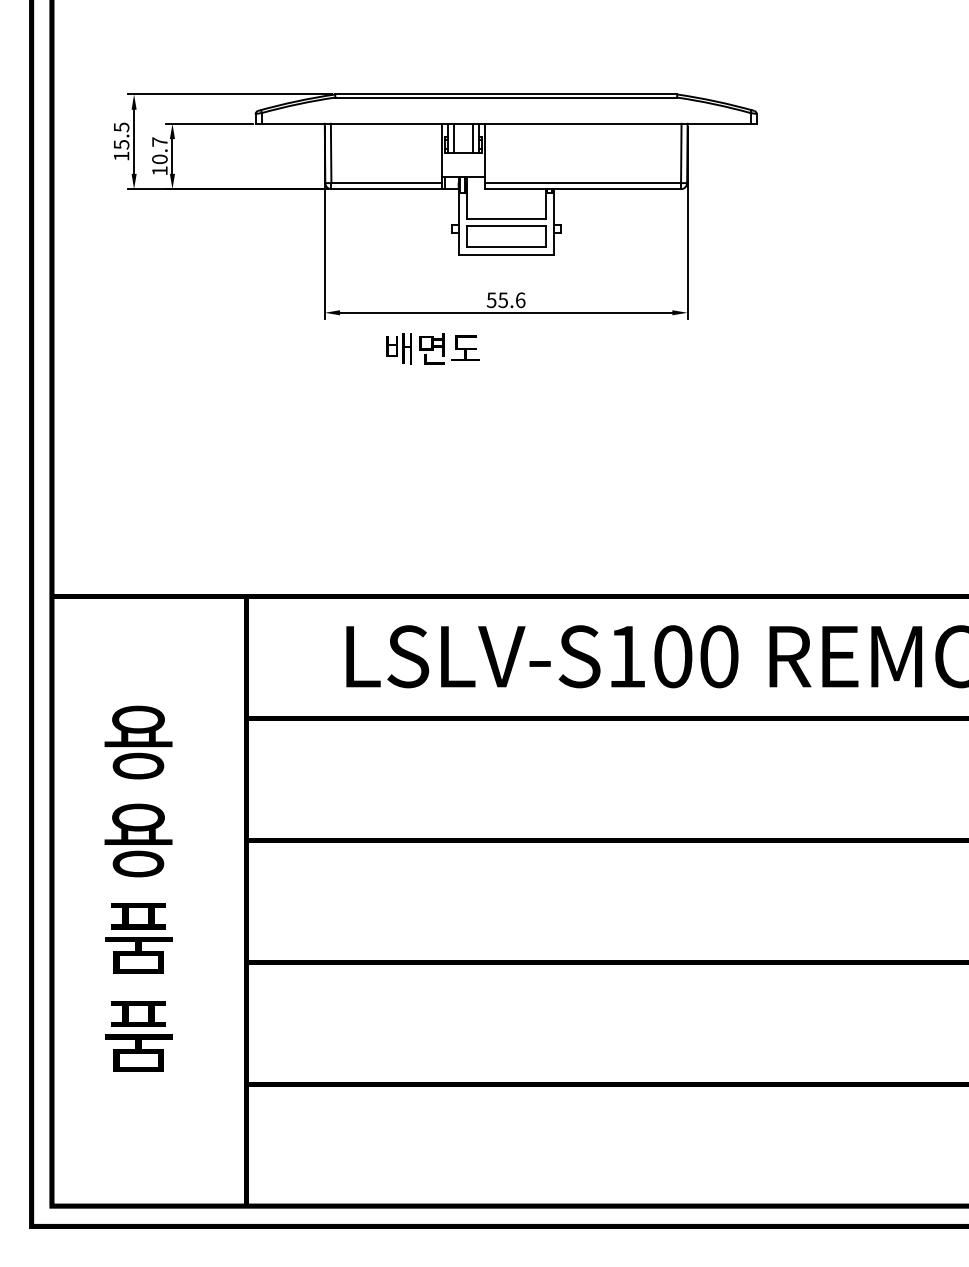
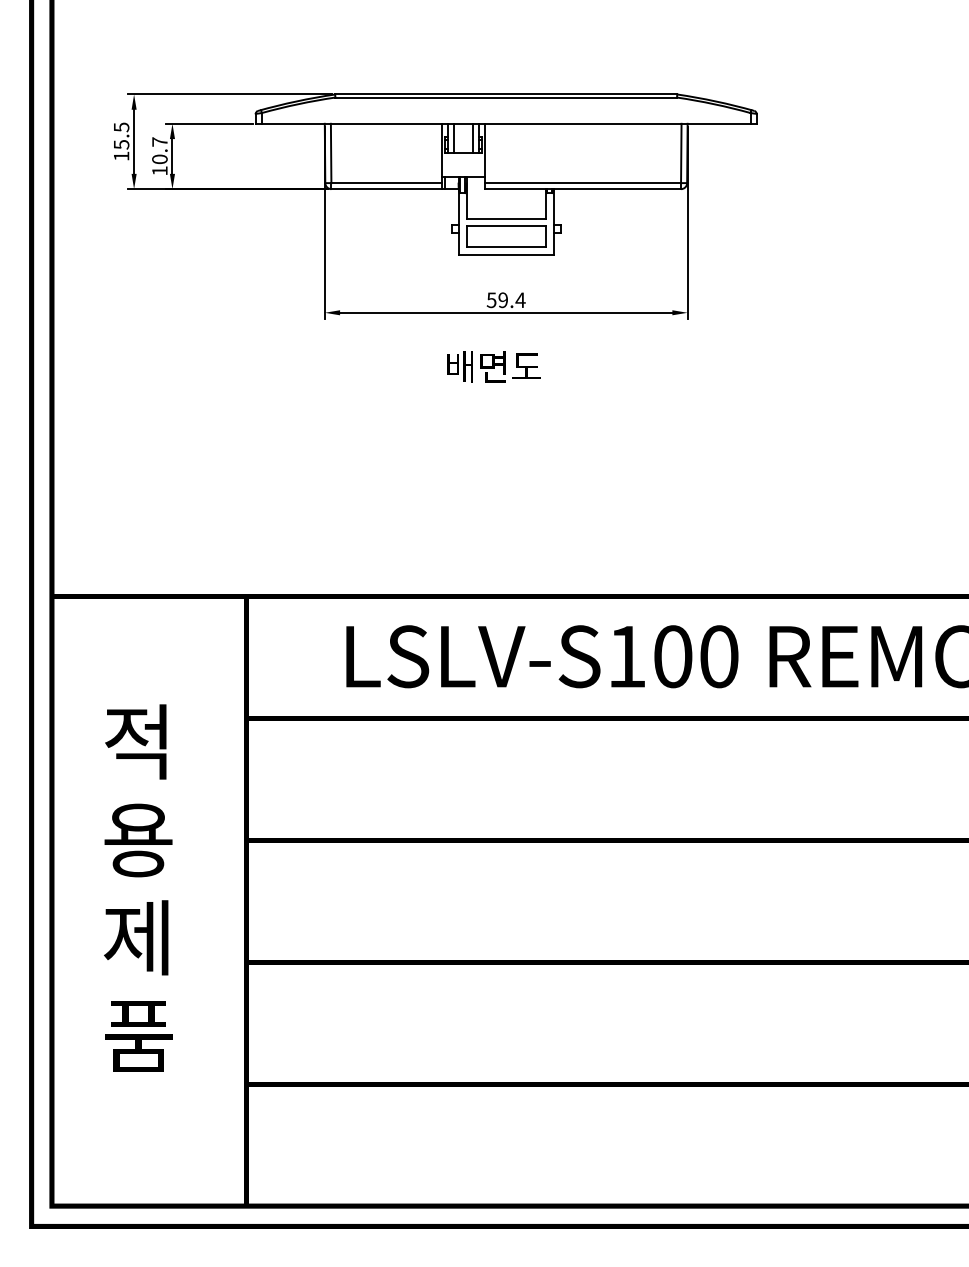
text: 55.6 -> 59.4 (511, 300)
text position: (432, 348) -> (493, 366) (493, 366)
text: 용 -> 적 (138, 741)
text: 품 -> 제 (138, 937)
